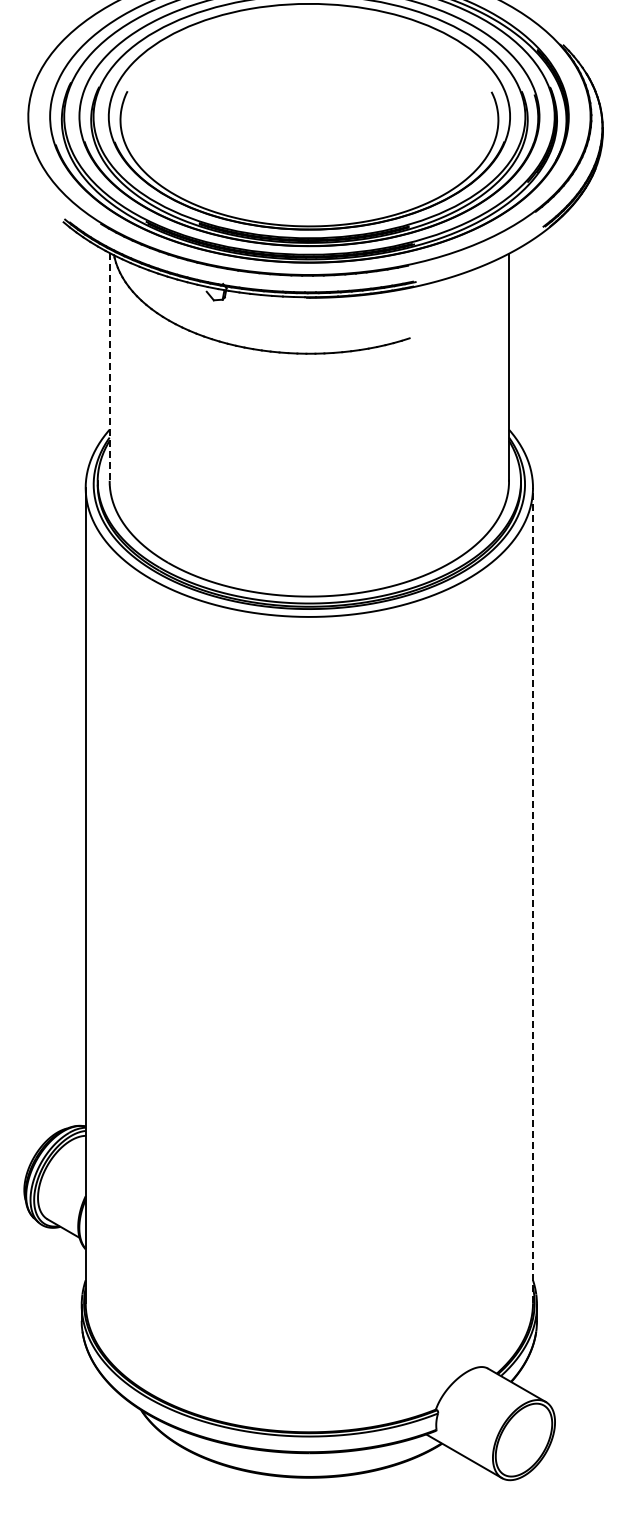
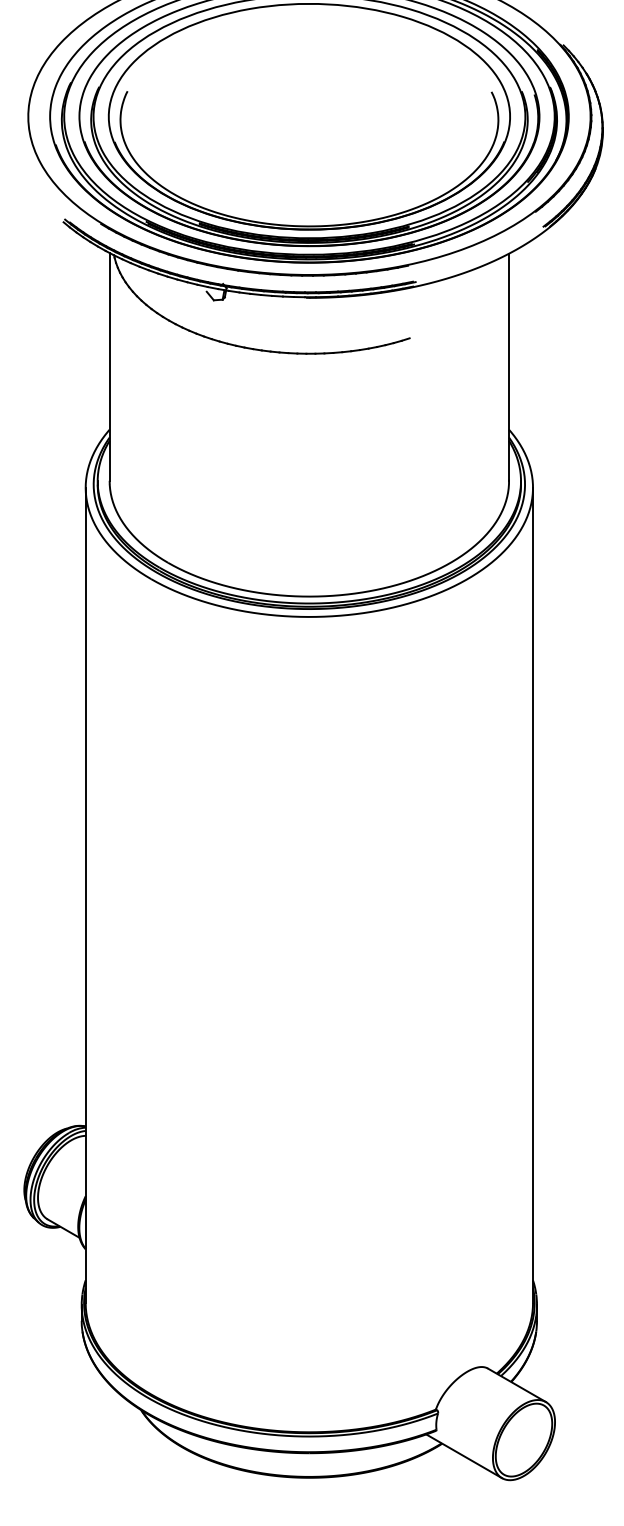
line: dashed -> solid (109, 366)
line: dashed -> solid (533, 895)
